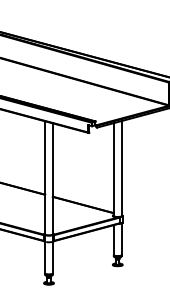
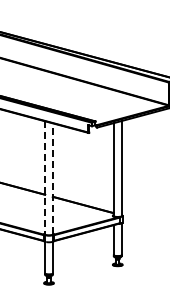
line: solid -> dashed (45, 177)
line: solid -> dashed (52, 178)
